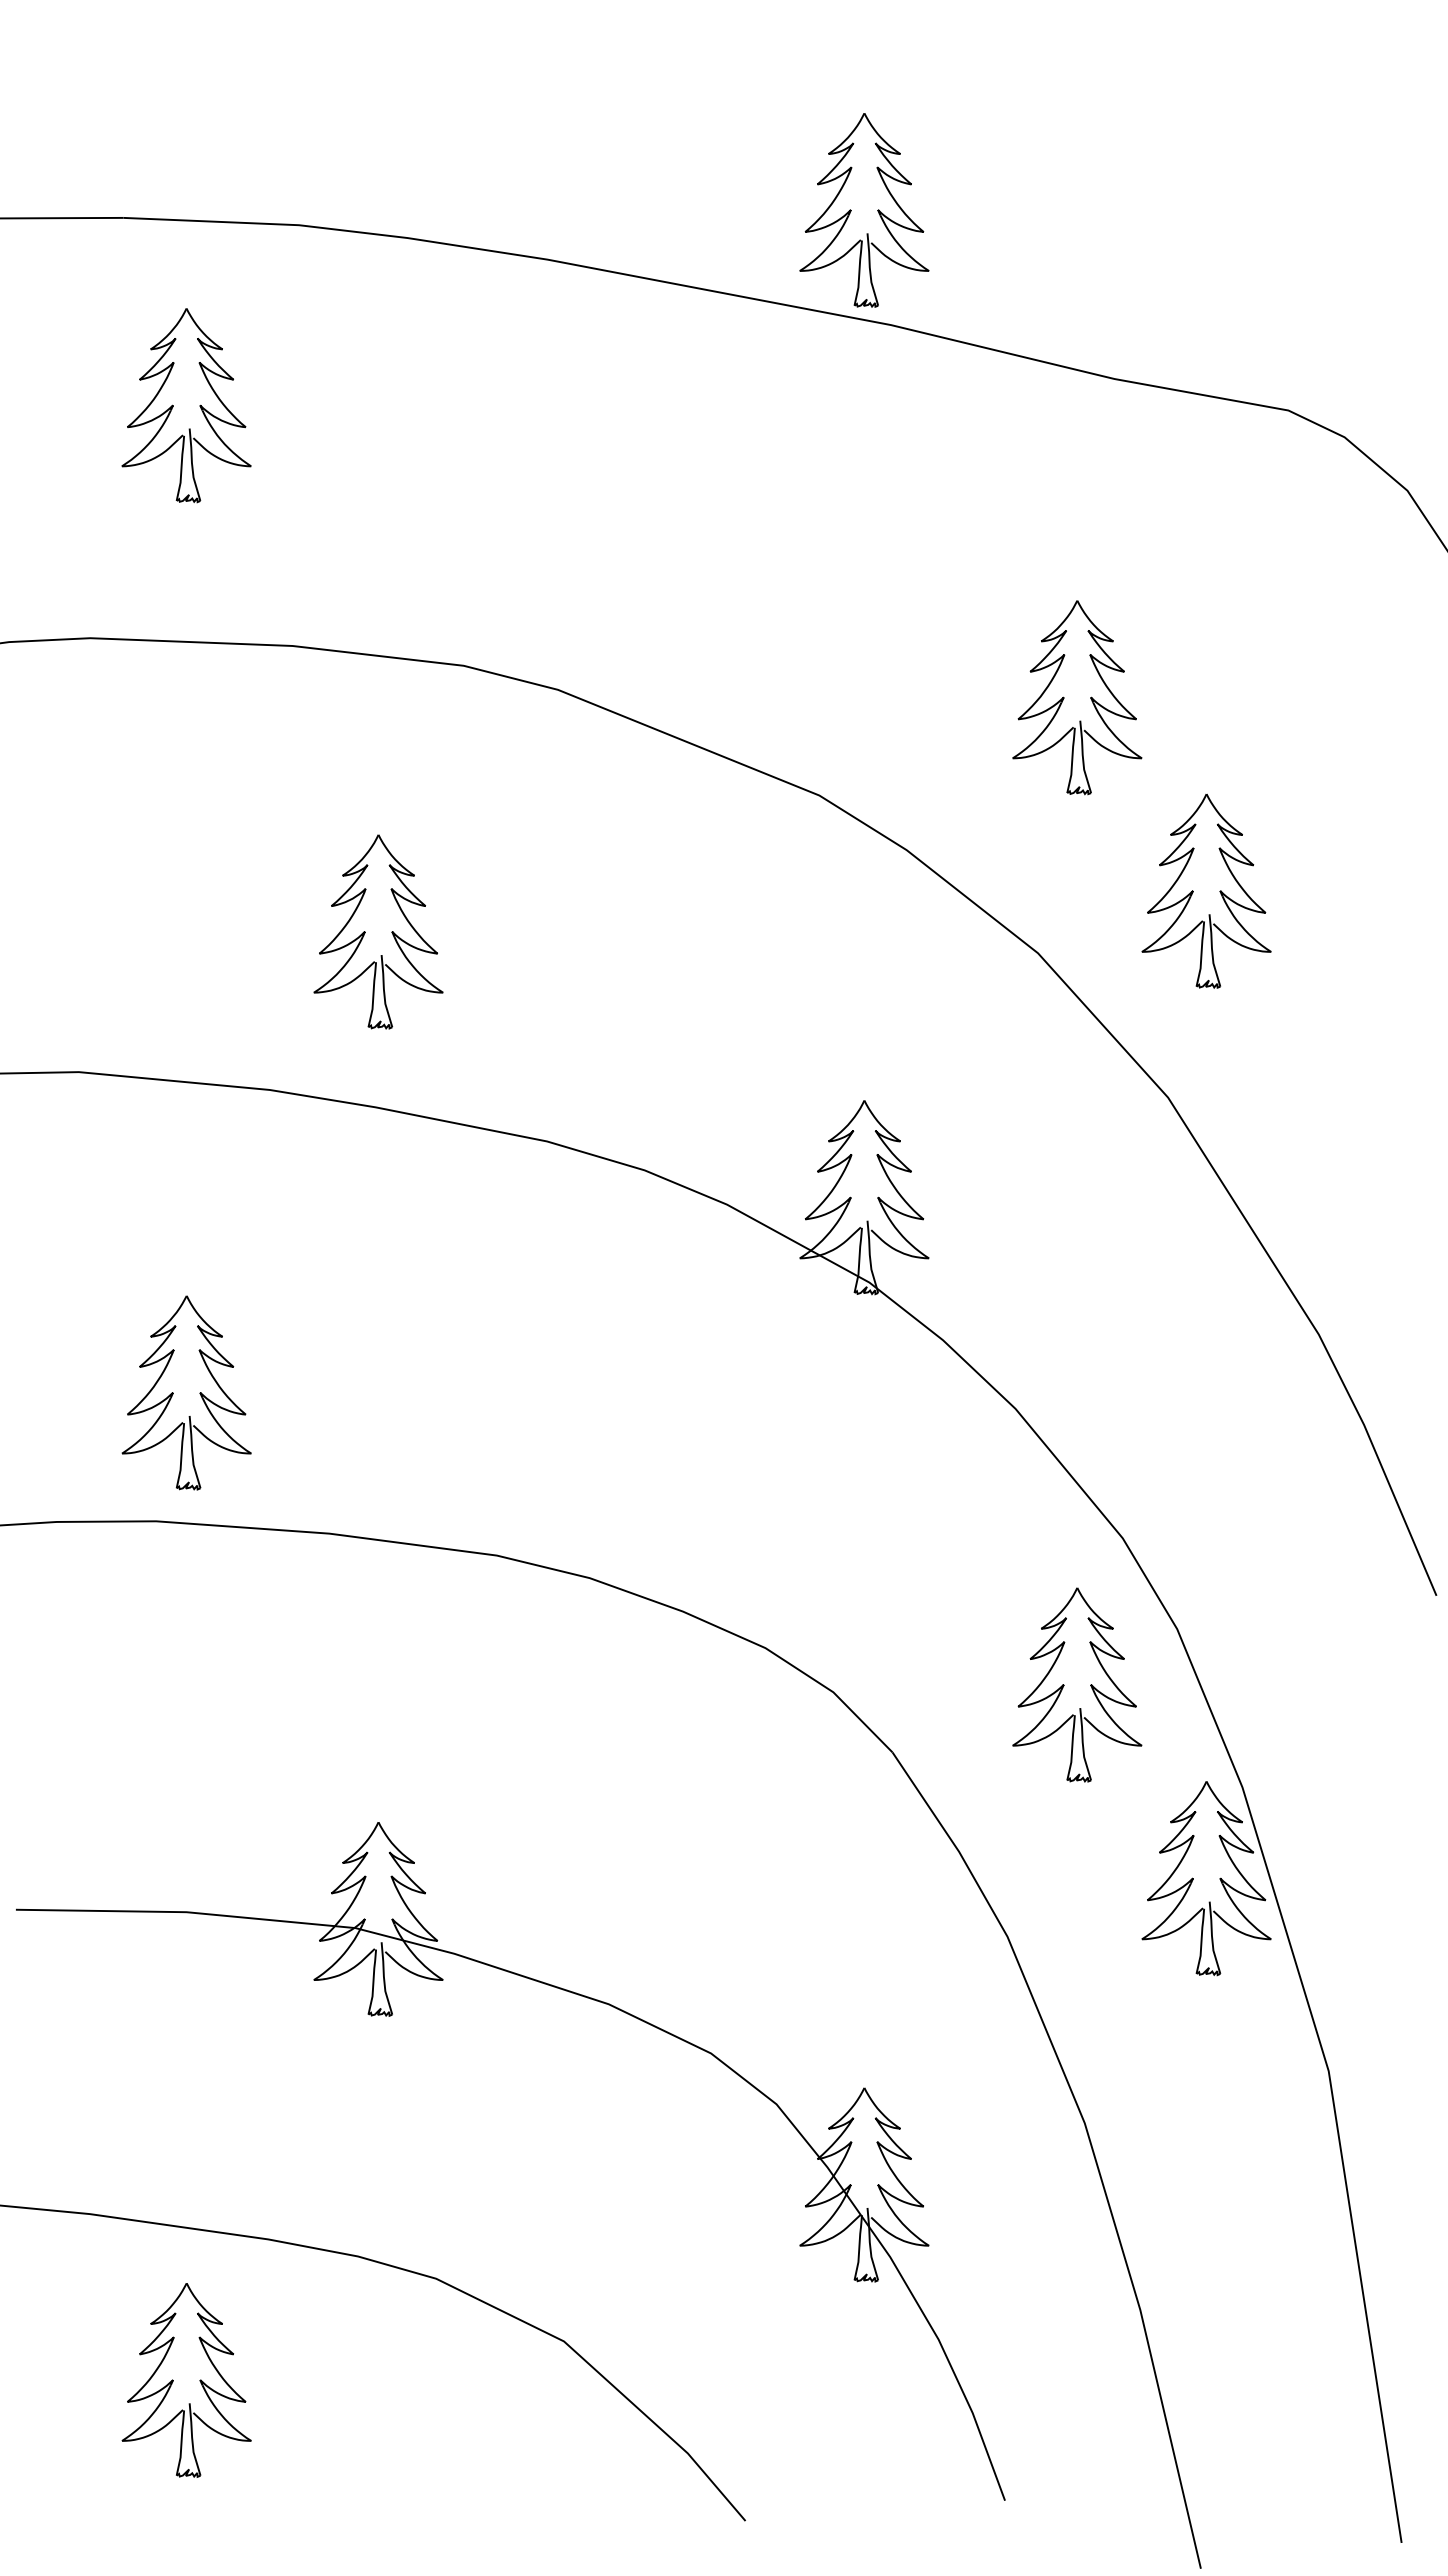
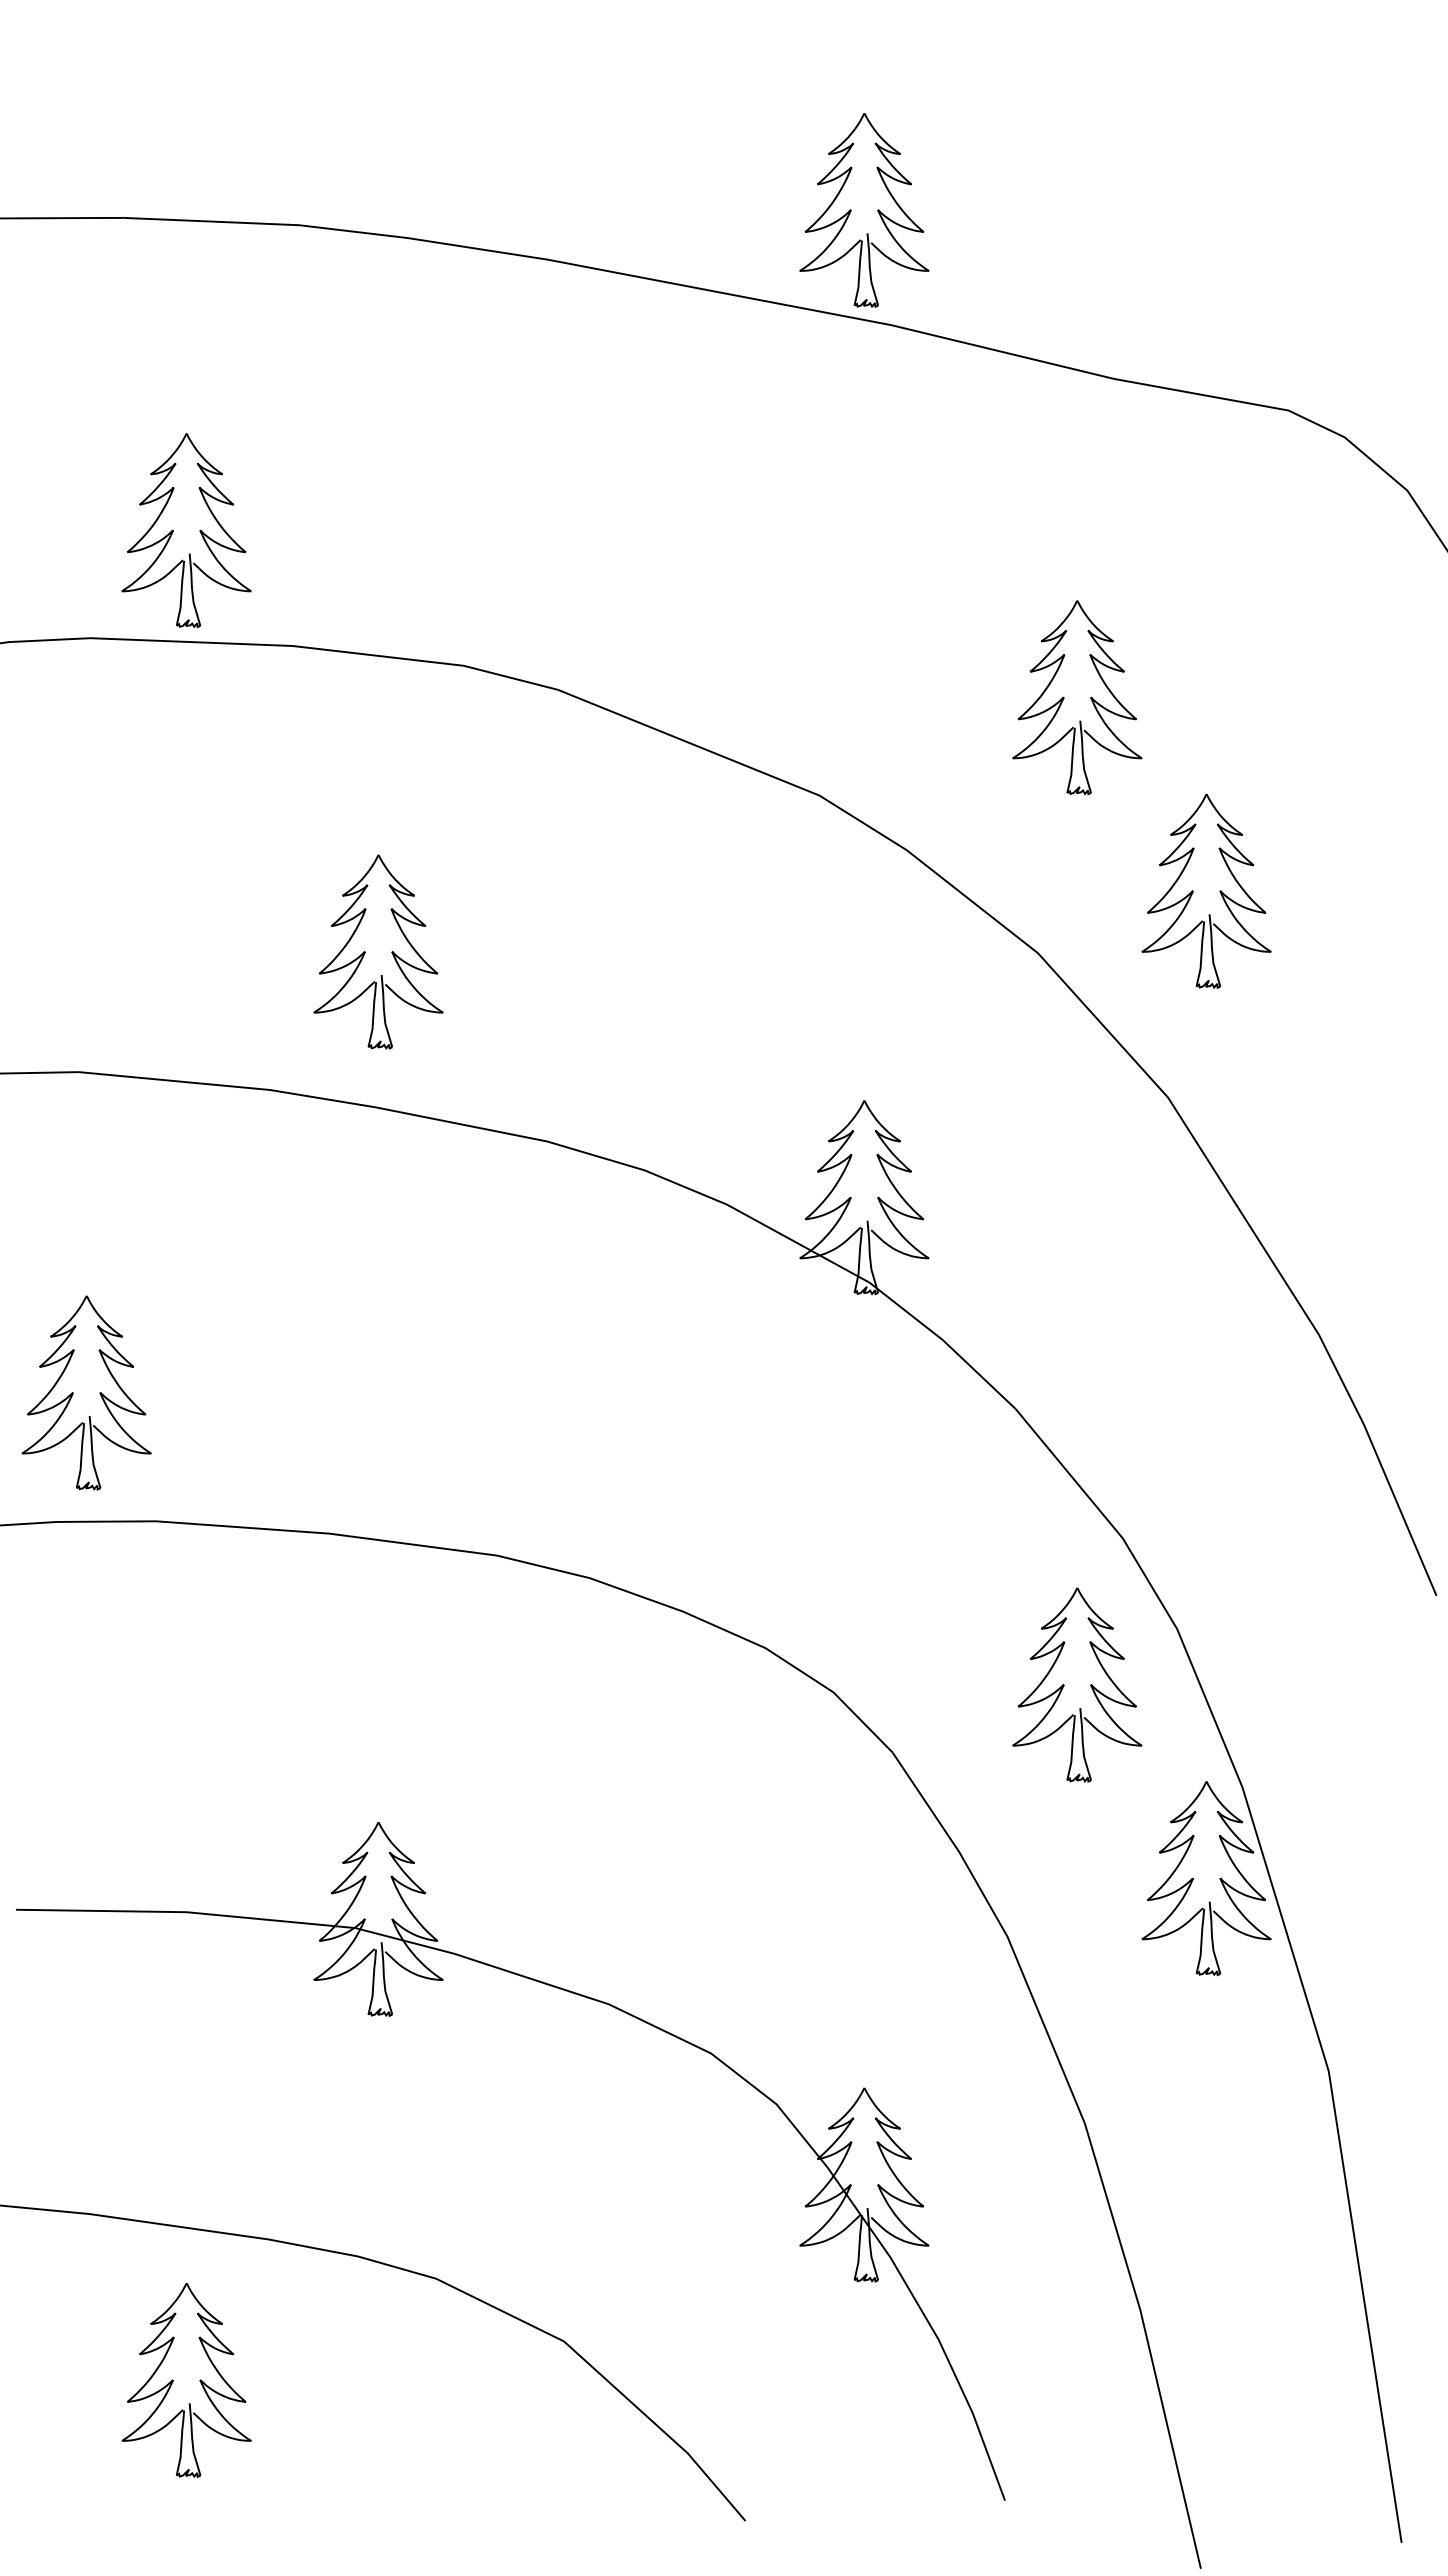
part position: (173, 405) -> (173, 530) (173, 530)
part position: (365, 931) -> (365, 951) (365, 951)
part position: (173, 1392) -> (73, 1392) (73, 1392)
